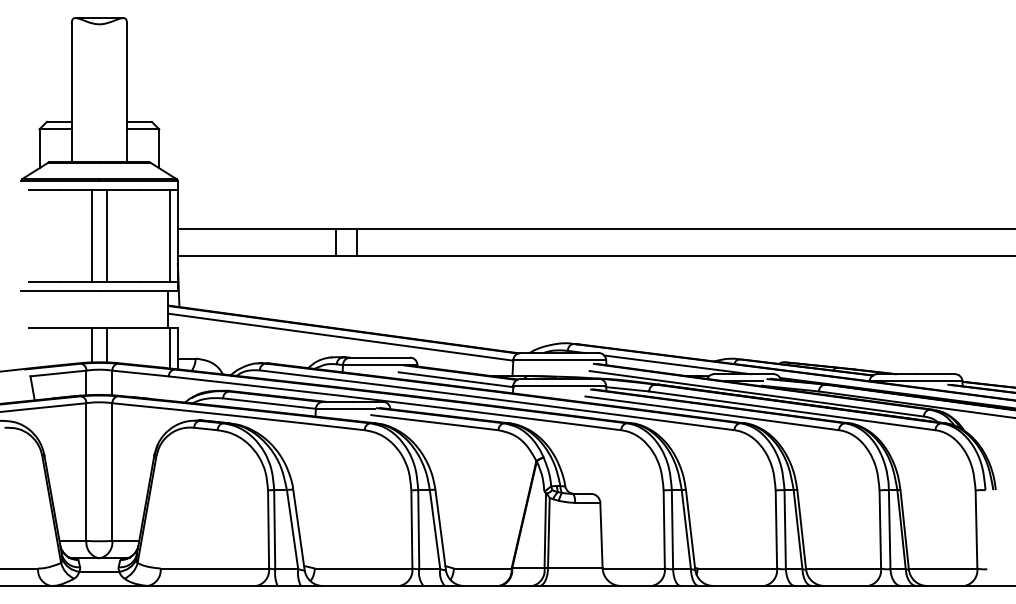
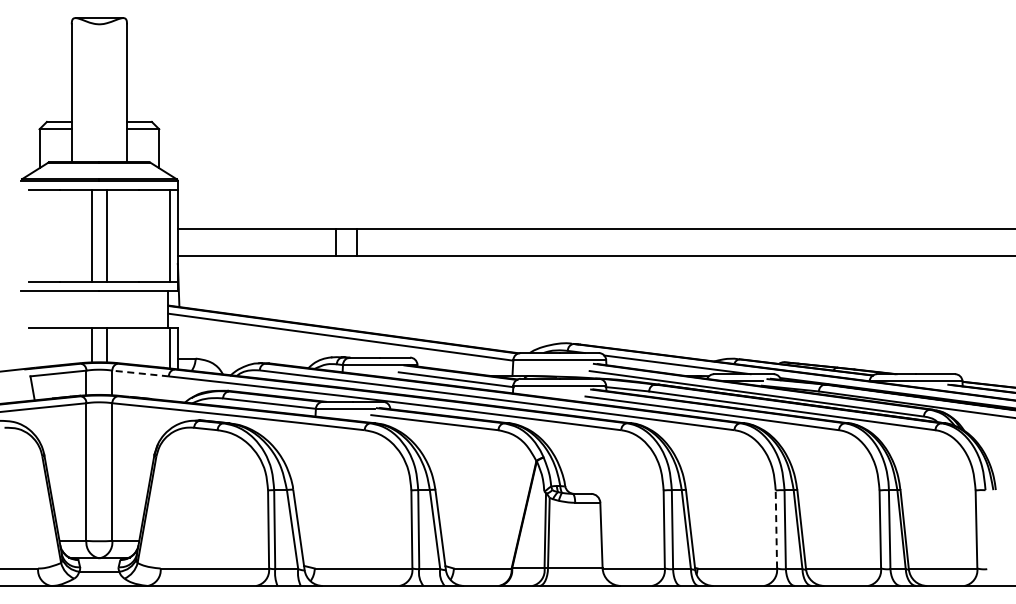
line: solid -> dashed (140, 373)
line: solid -> dashed (776, 528)
